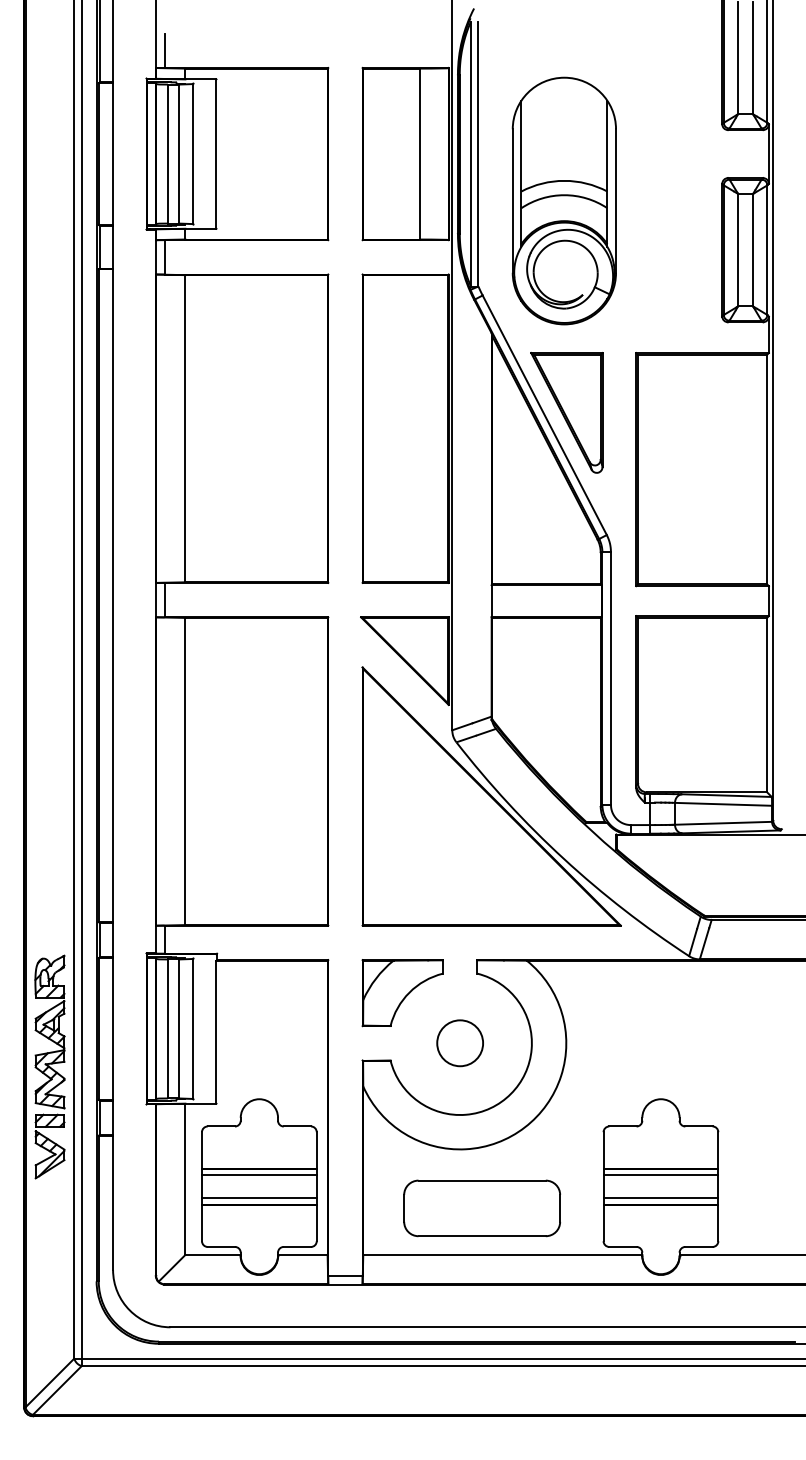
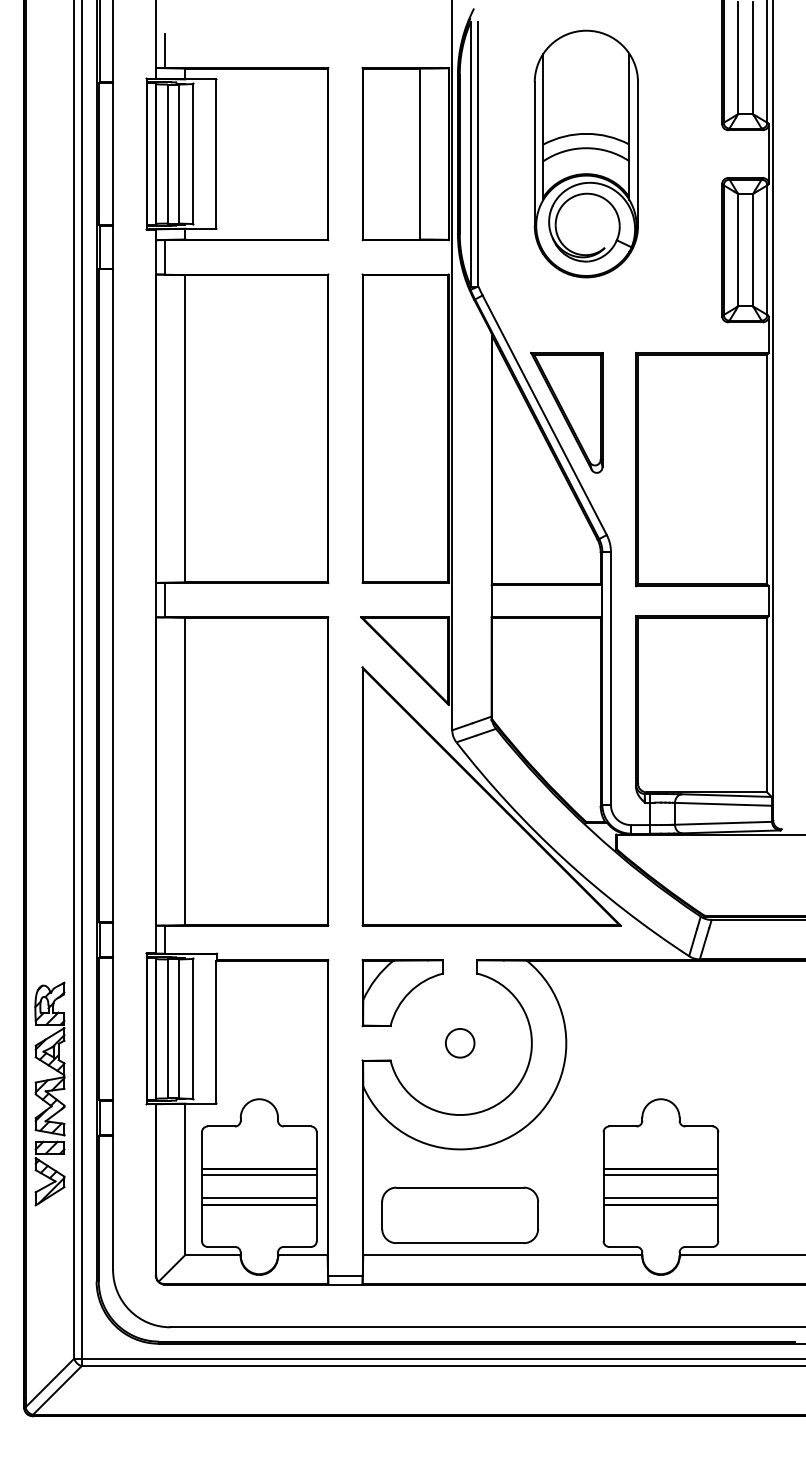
part position: (563, 200) -> (585, 153) (585, 153)
circle diameter: 46 px -> 29 px (459, 1042)
part position: (49, 1066) -> (49, 1093) (49, 1093)
part position: (481, 1208) -> (459, 1215) (459, 1215)
